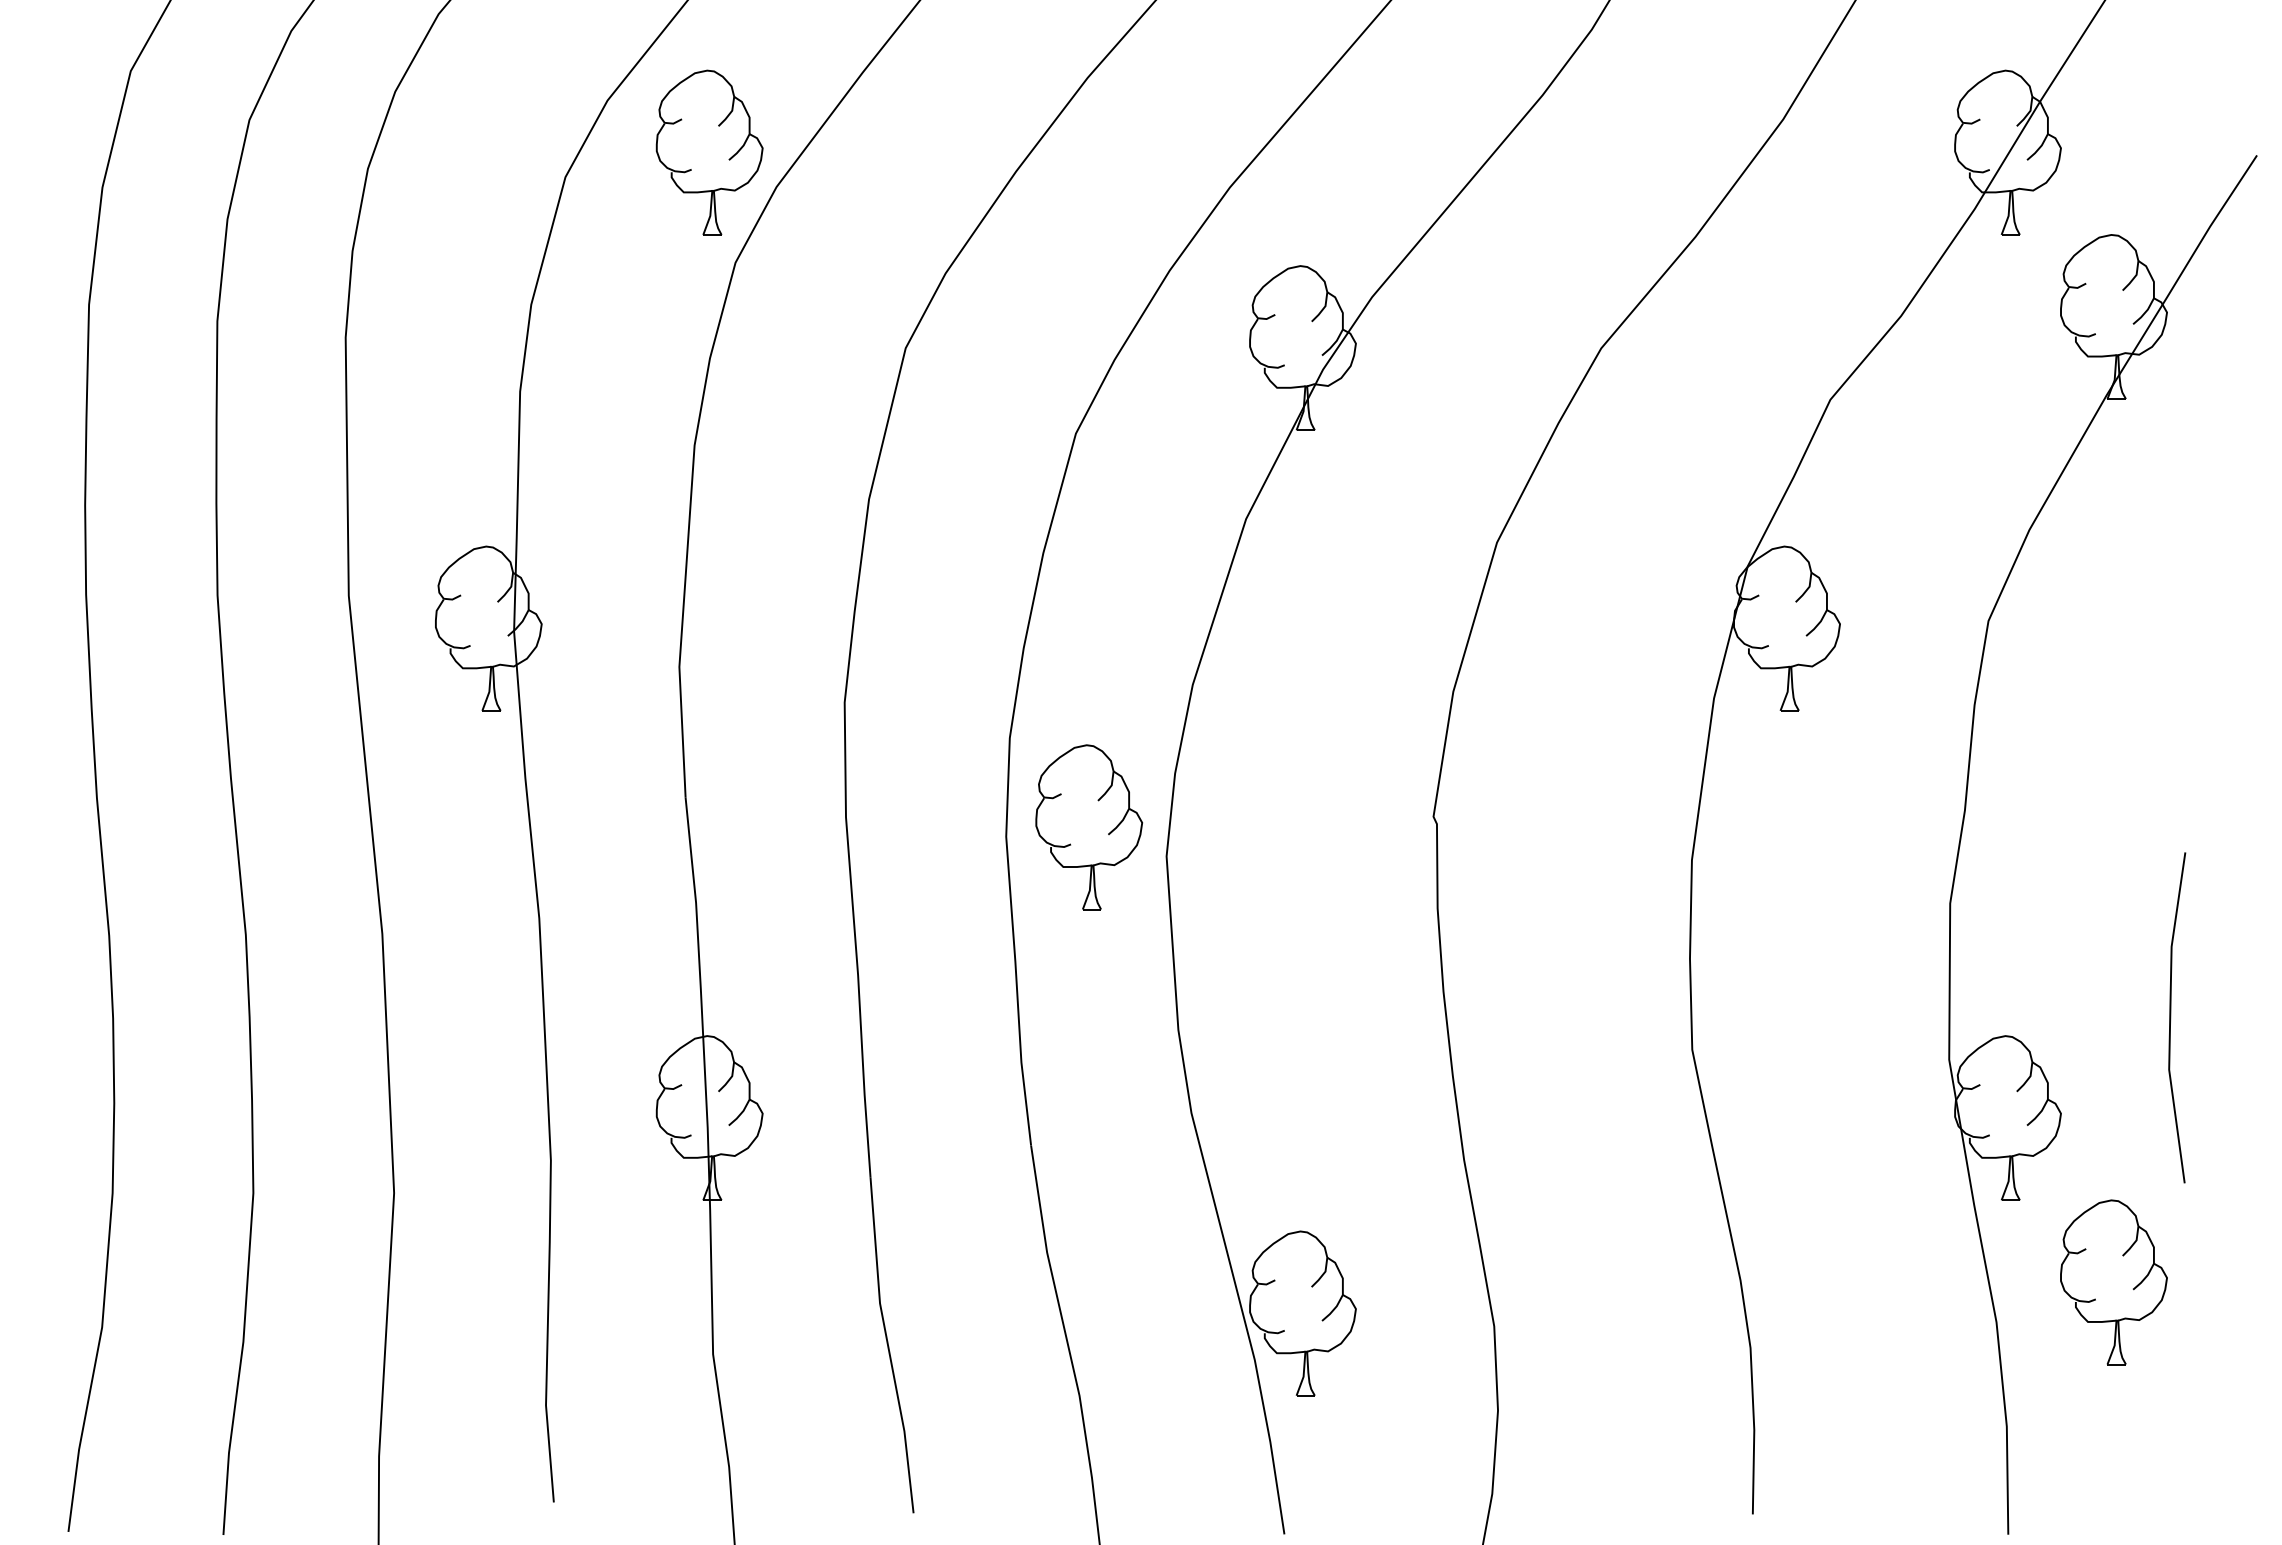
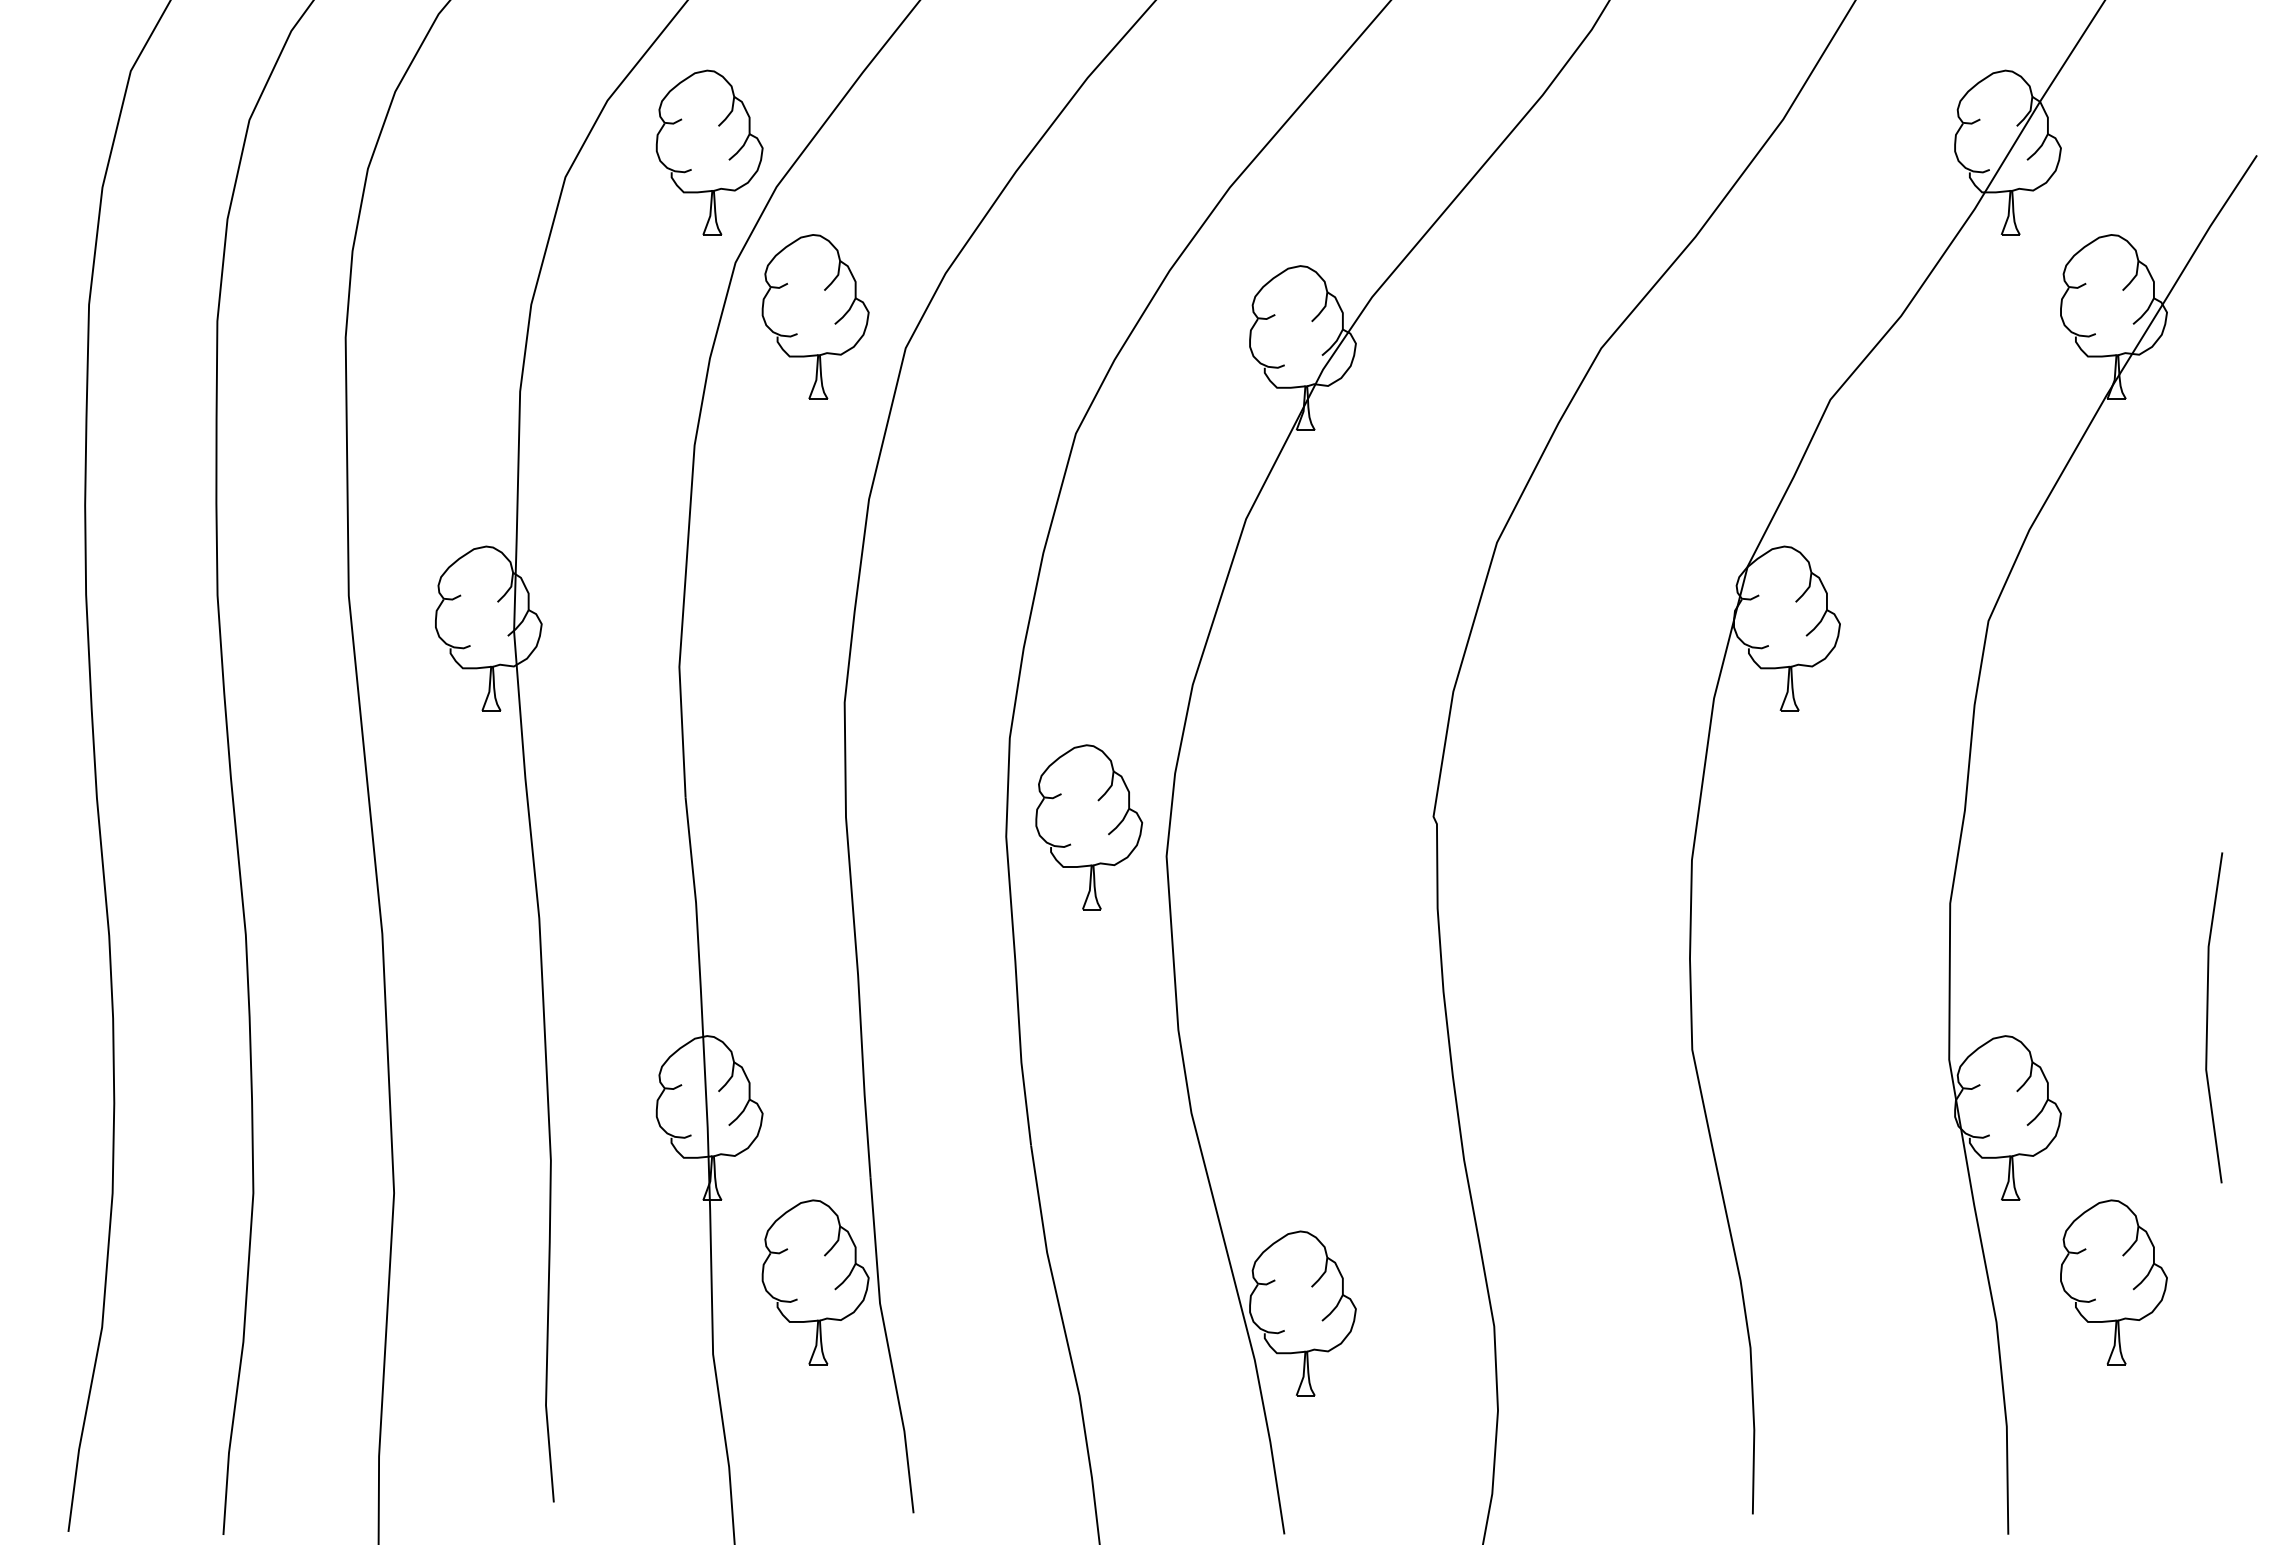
part: none -> present (815, 316)
line position: (2171, 1017) -> (2208, 1017) (2208, 1017)
part: none -> present (815, 1282)
